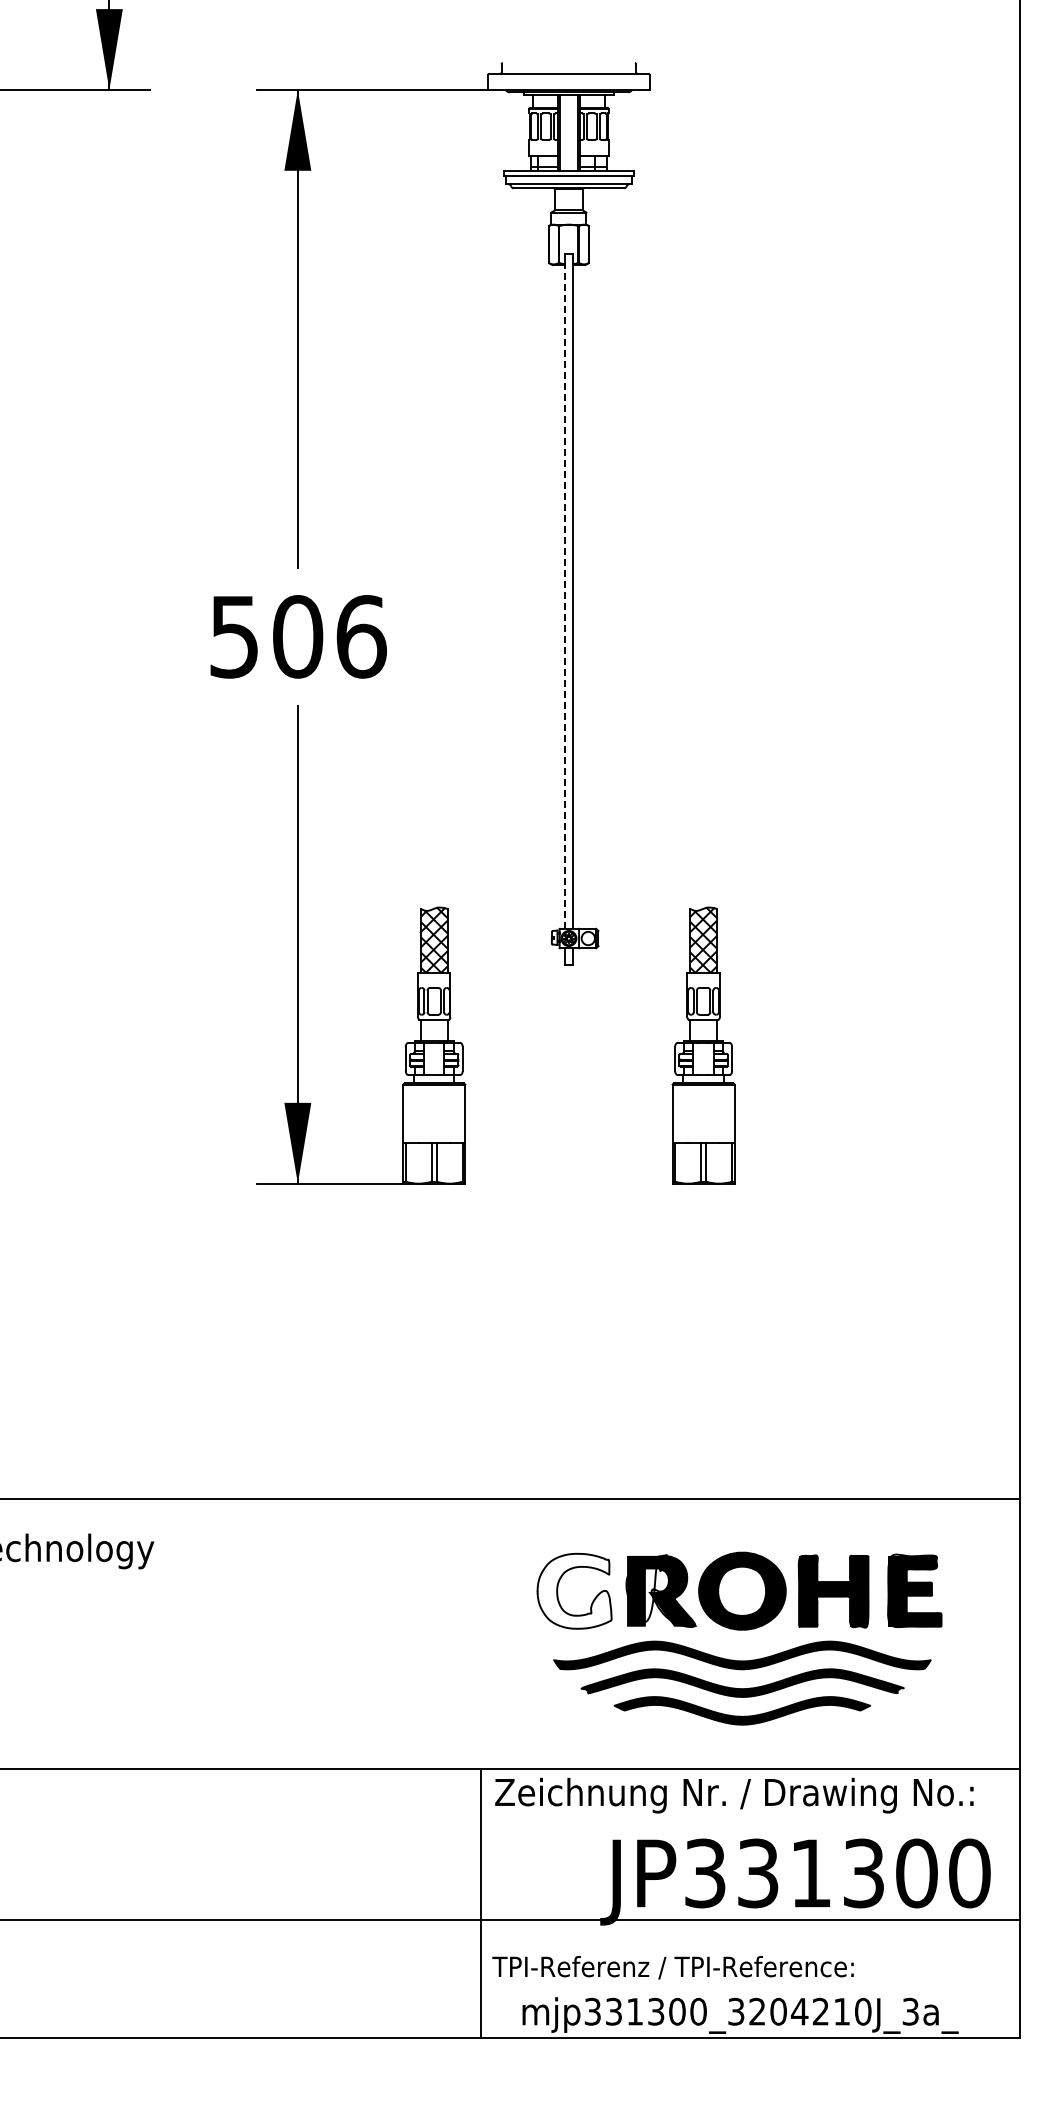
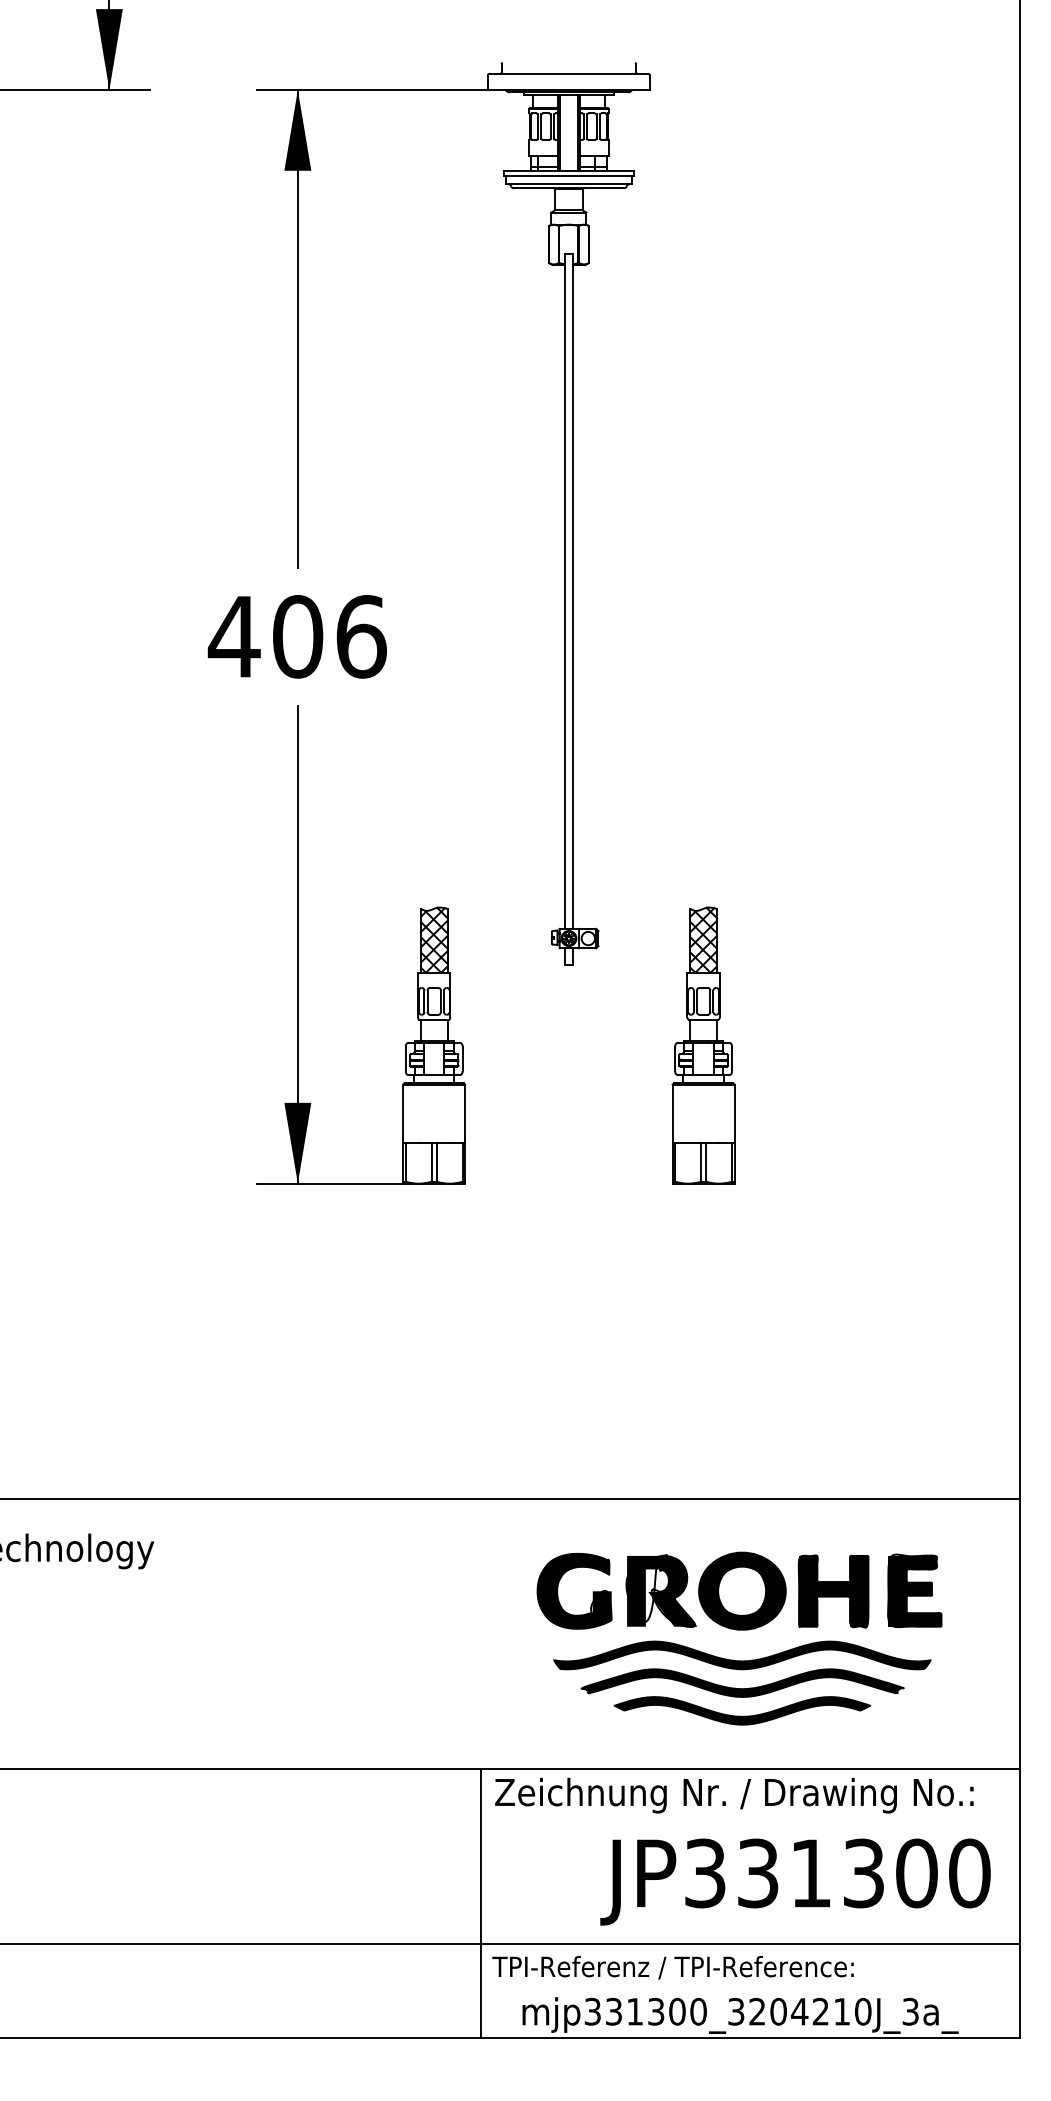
line: dashed -> solid (564, 596)
text: 506 -> 406 (233, 637)
fill: none -> present (574, 1590)
line position: (510, 1919) -> (510, 1943) (510, 1943)
